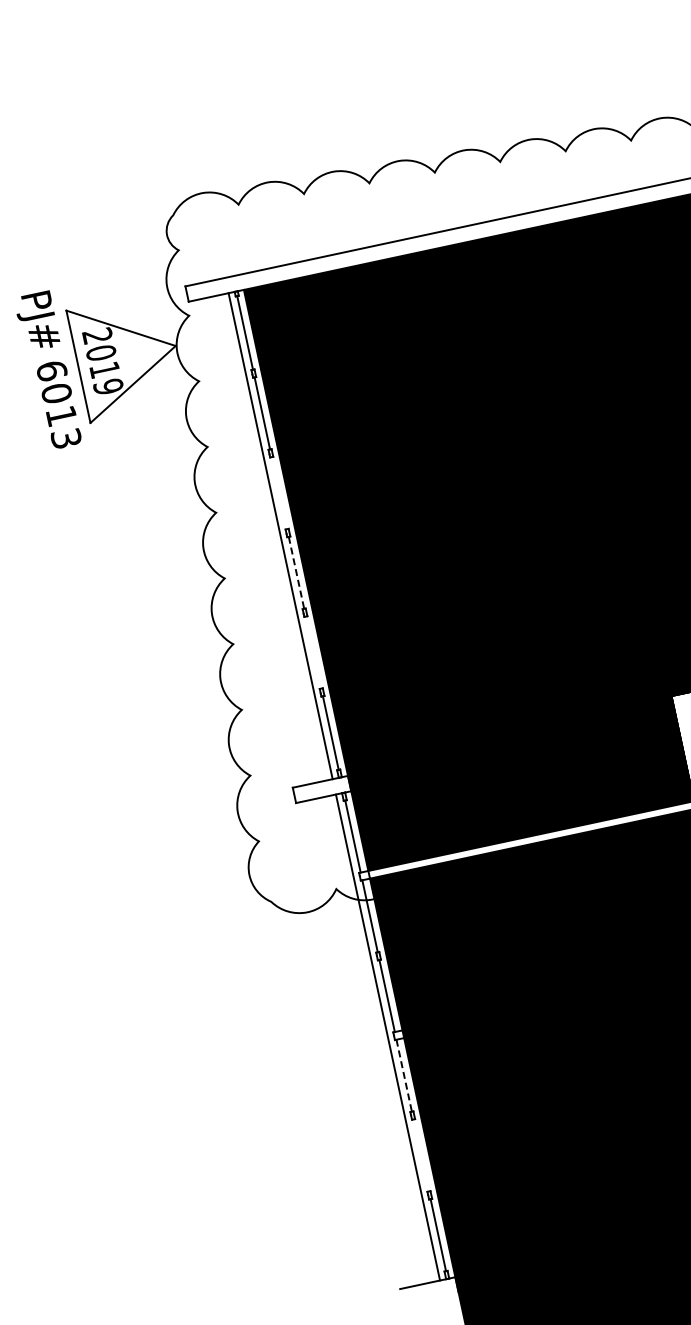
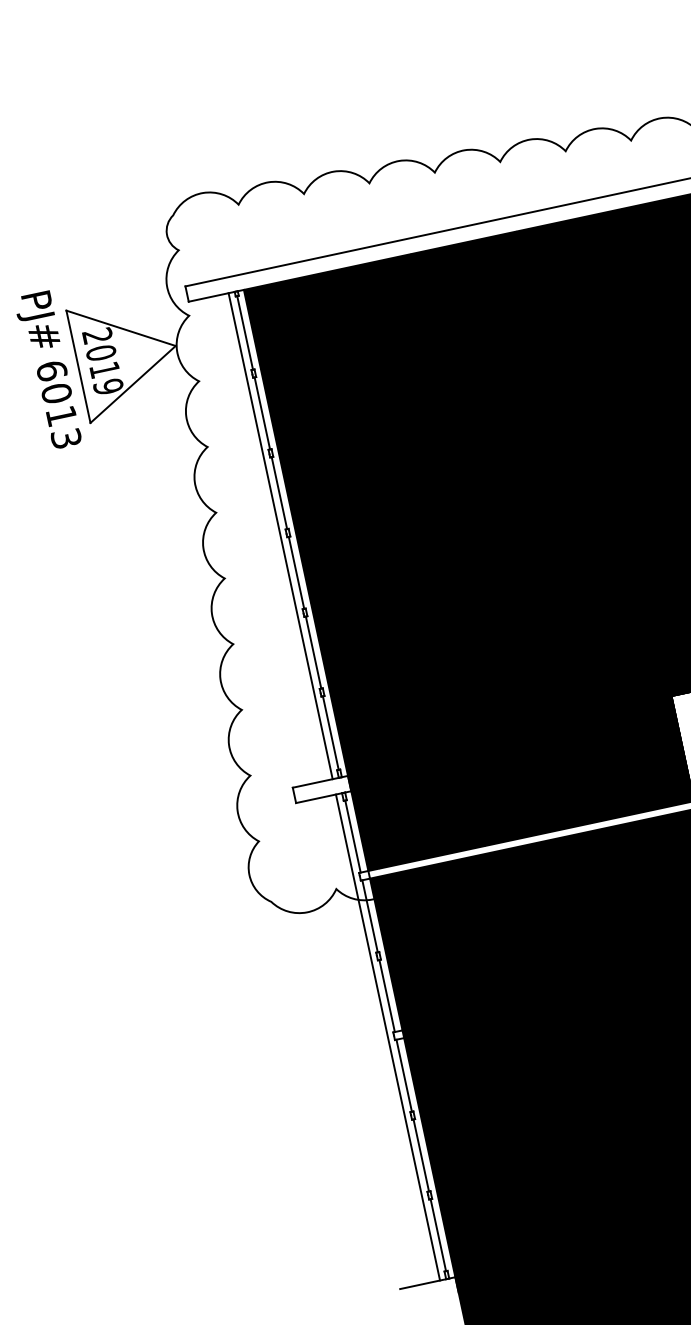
line: none -> present (279, 493)
line: dashed -> solid (296, 572)
line: none -> present (313, 652)
line: dashed -> solid (404, 1075)
line: none -> present (421, 1155)
